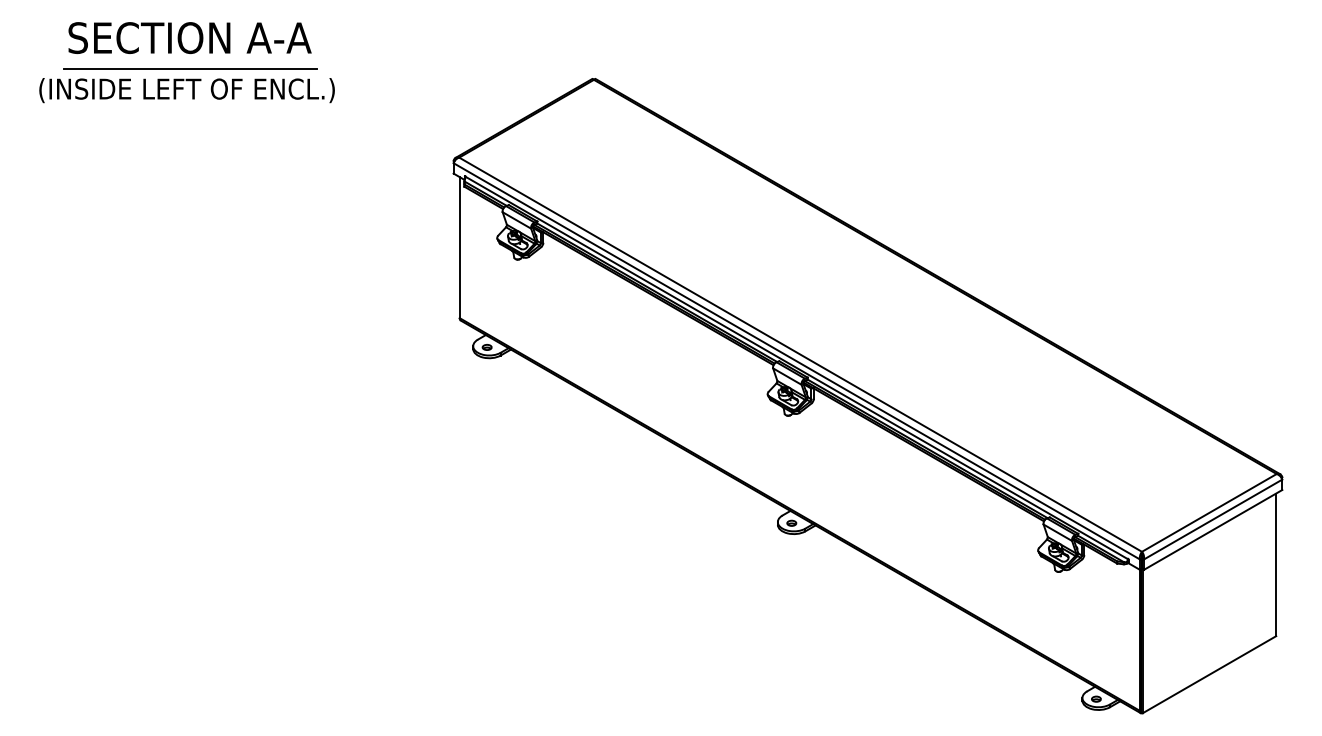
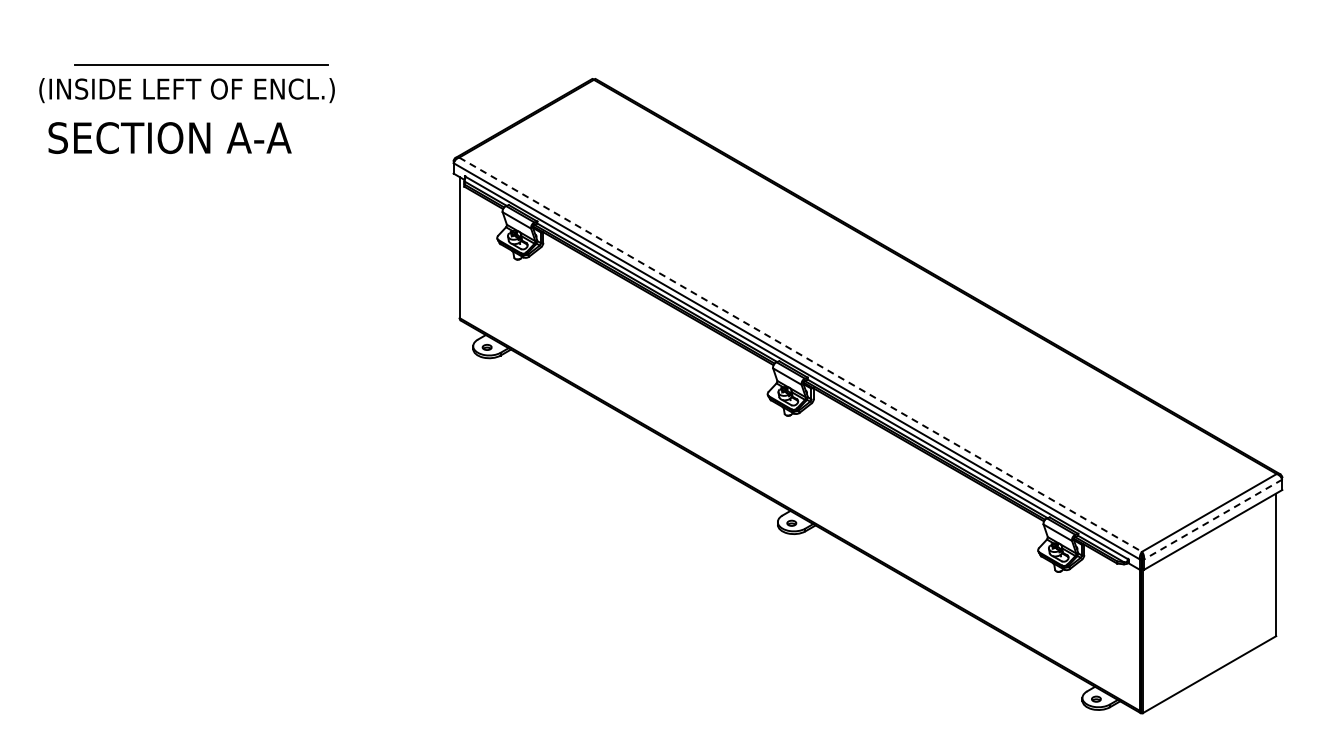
text position: (189, 37) -> (169, 137) (169, 137)
line position: (190, 68) -> (201, 64) (201, 64)
line: solid -> dashed (801, 354)
line: solid -> dashed (1213, 519)
